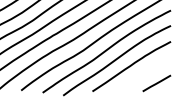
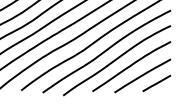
line: none -> present (142, 75)
